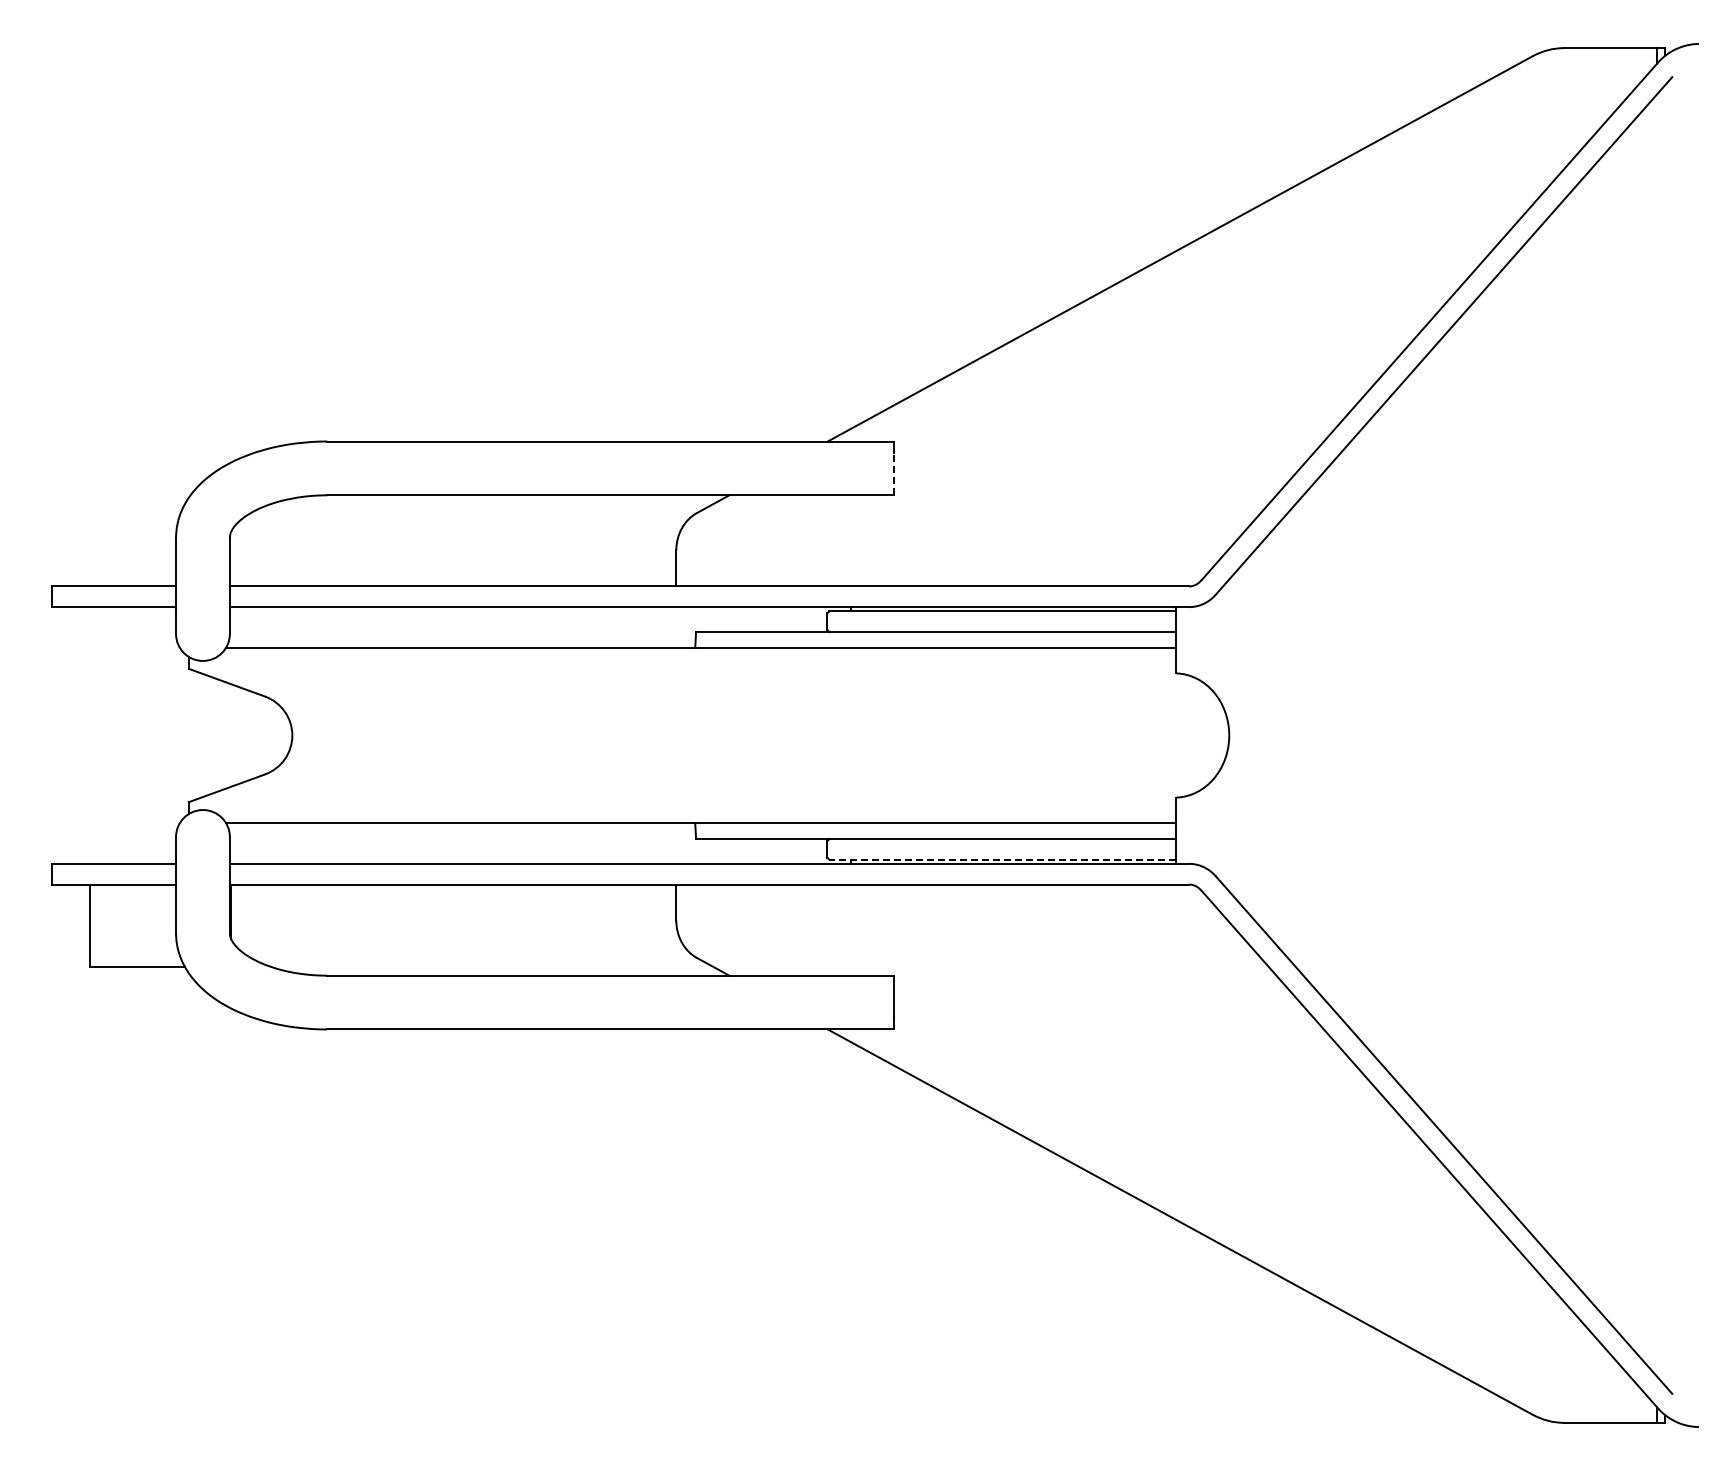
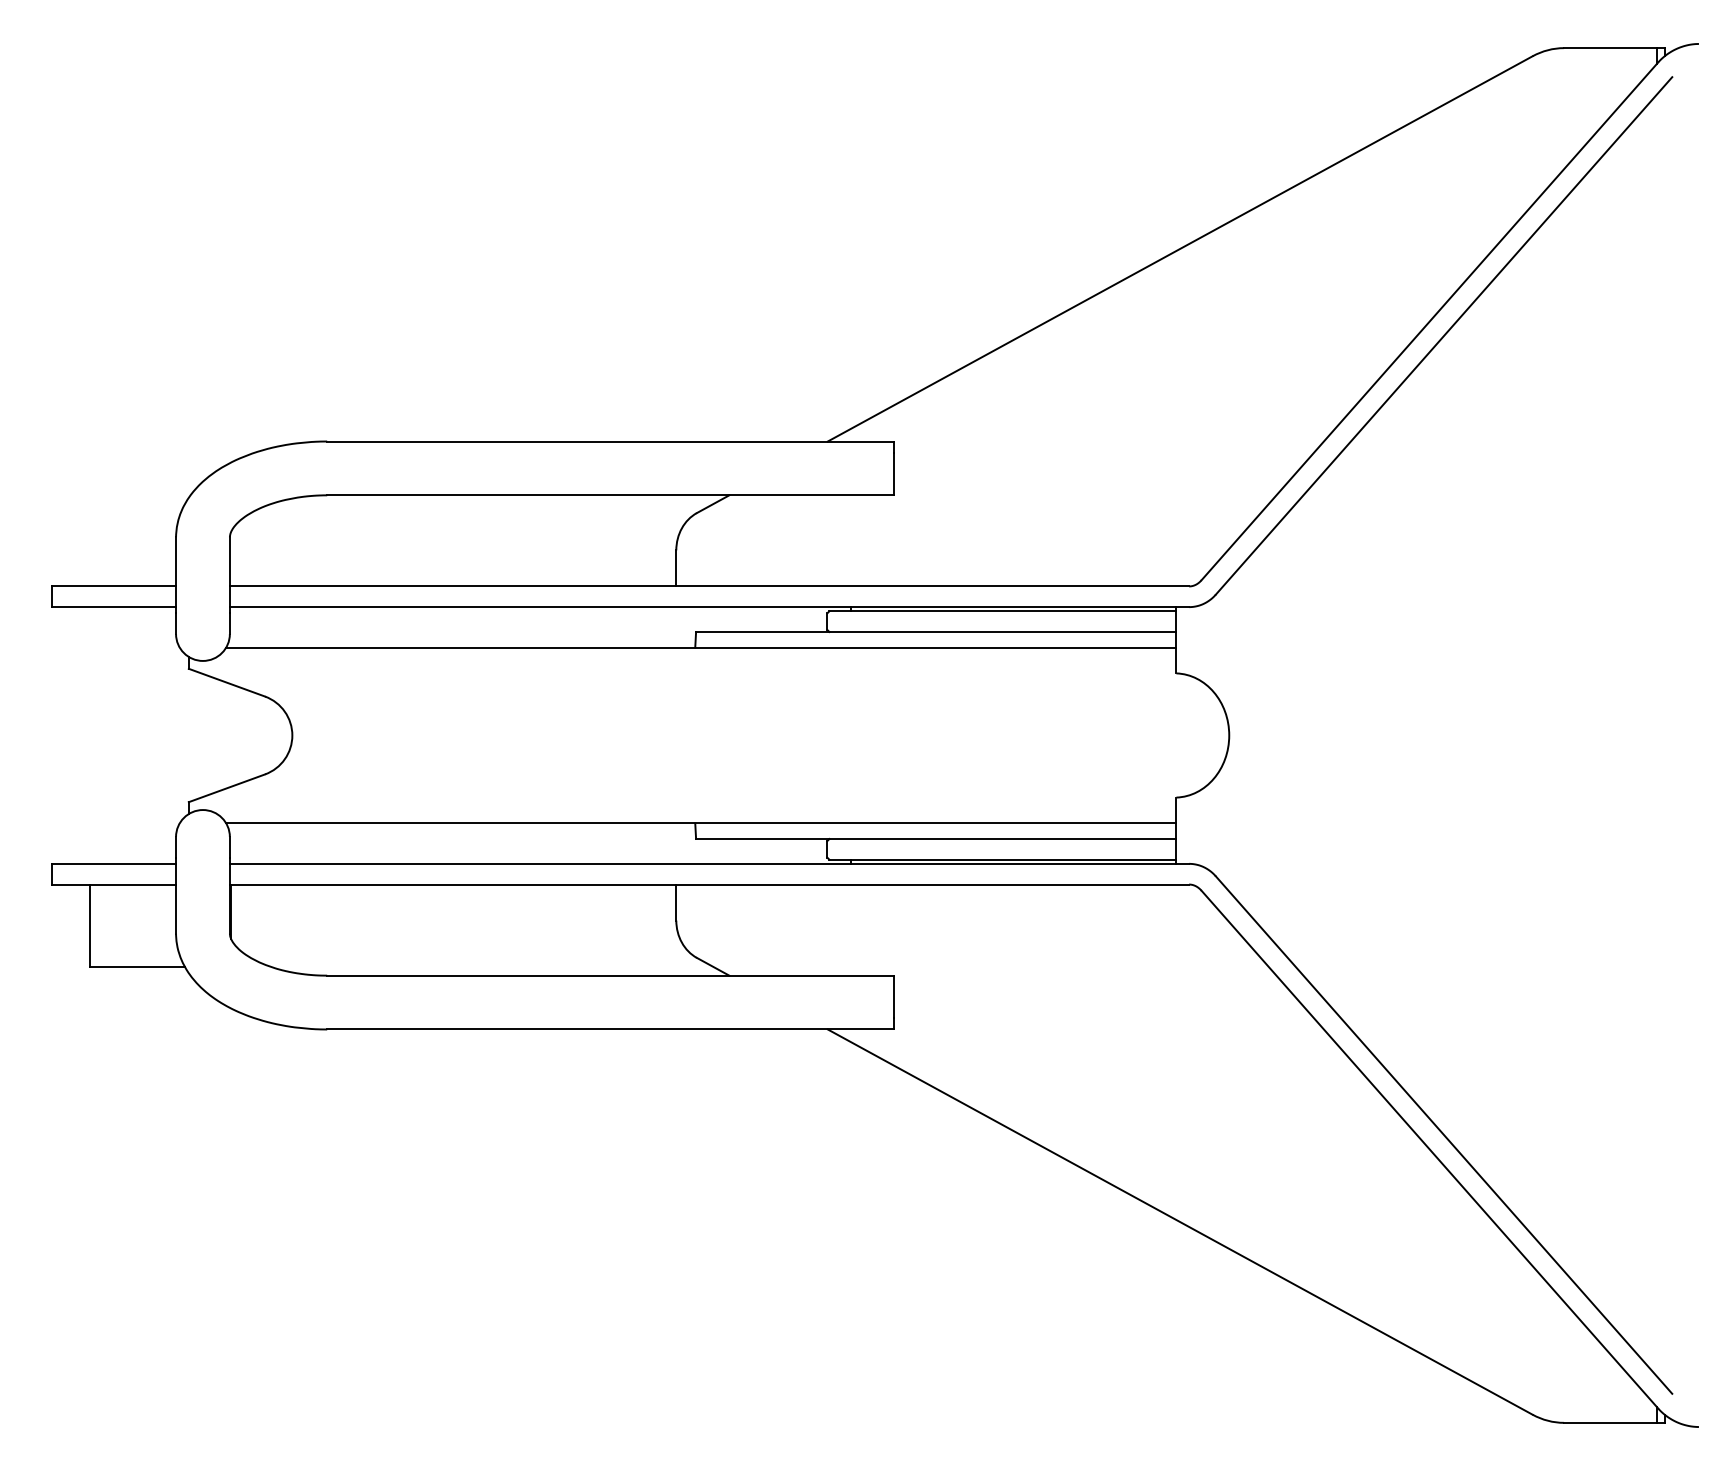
line: dashed -> solid (894, 474)
line: dashed -> solid (1002, 859)
